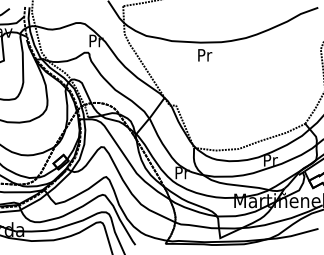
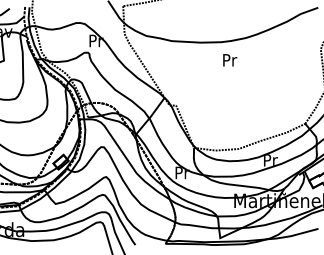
text position: (205, 55) -> (230, 60) (230, 60)
